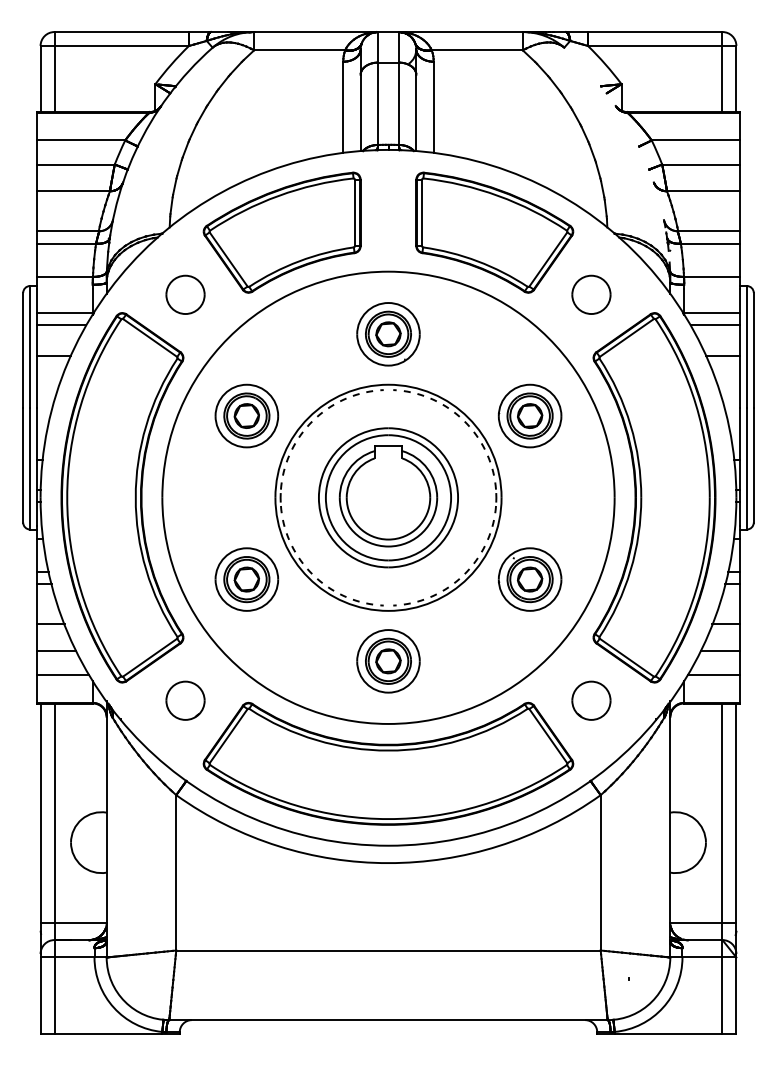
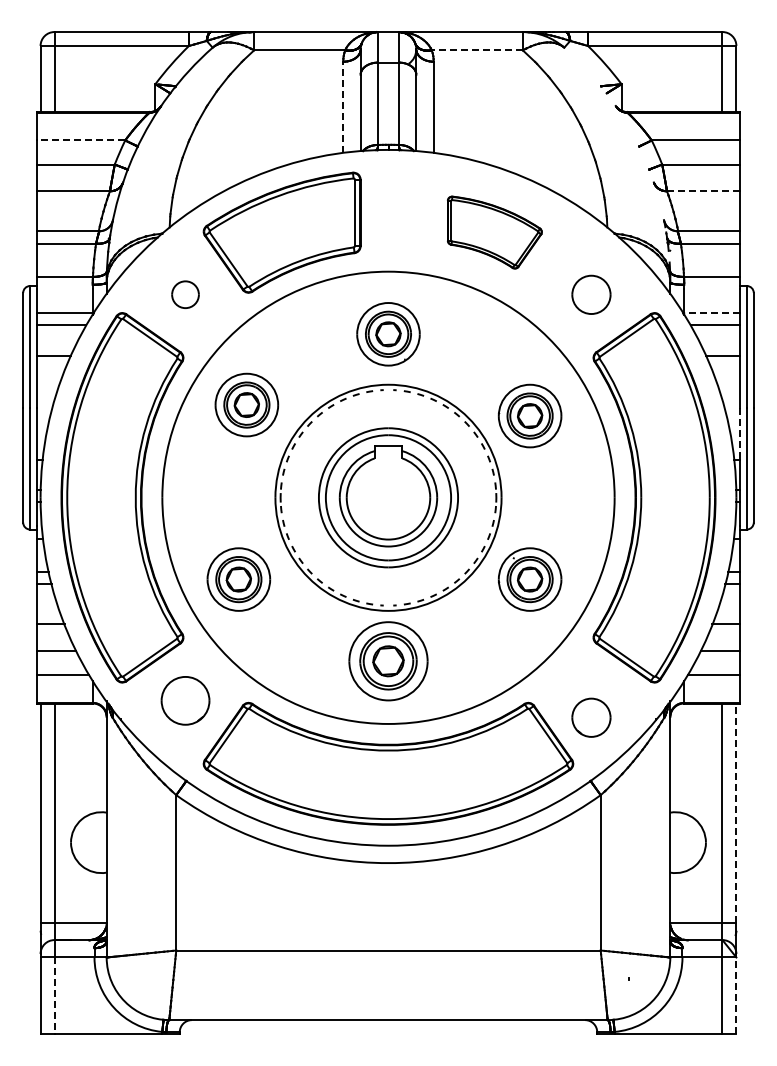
line: solid -> dashed (477, 50)
line: solid -> dashed (343, 107)
line: solid -> dashed (80, 140)
line: solid -> dashed (702, 191)
part size: 160x123 px -> 96x75 px (494, 232)
part size: 41x41 px -> 29x29 px (185, 294)
line: solid -> dashed (712, 313)
part position: (246, 415) -> (246, 404) (246, 404)
line: solid -> dashed (739, 433)
part position: (246, 579) -> (238, 579) (238, 579)
part size: 65x65 px -> 81x81 px (388, 661)
part size: 41x41 px -> 51x50 px (185, 700)
part position: (591, 700) -> (591, 717) (591, 717)
line: solid -> dashed (736, 813)
line: solid -> dashed (736, 995)
line: solid -> dashed (54, 996)
